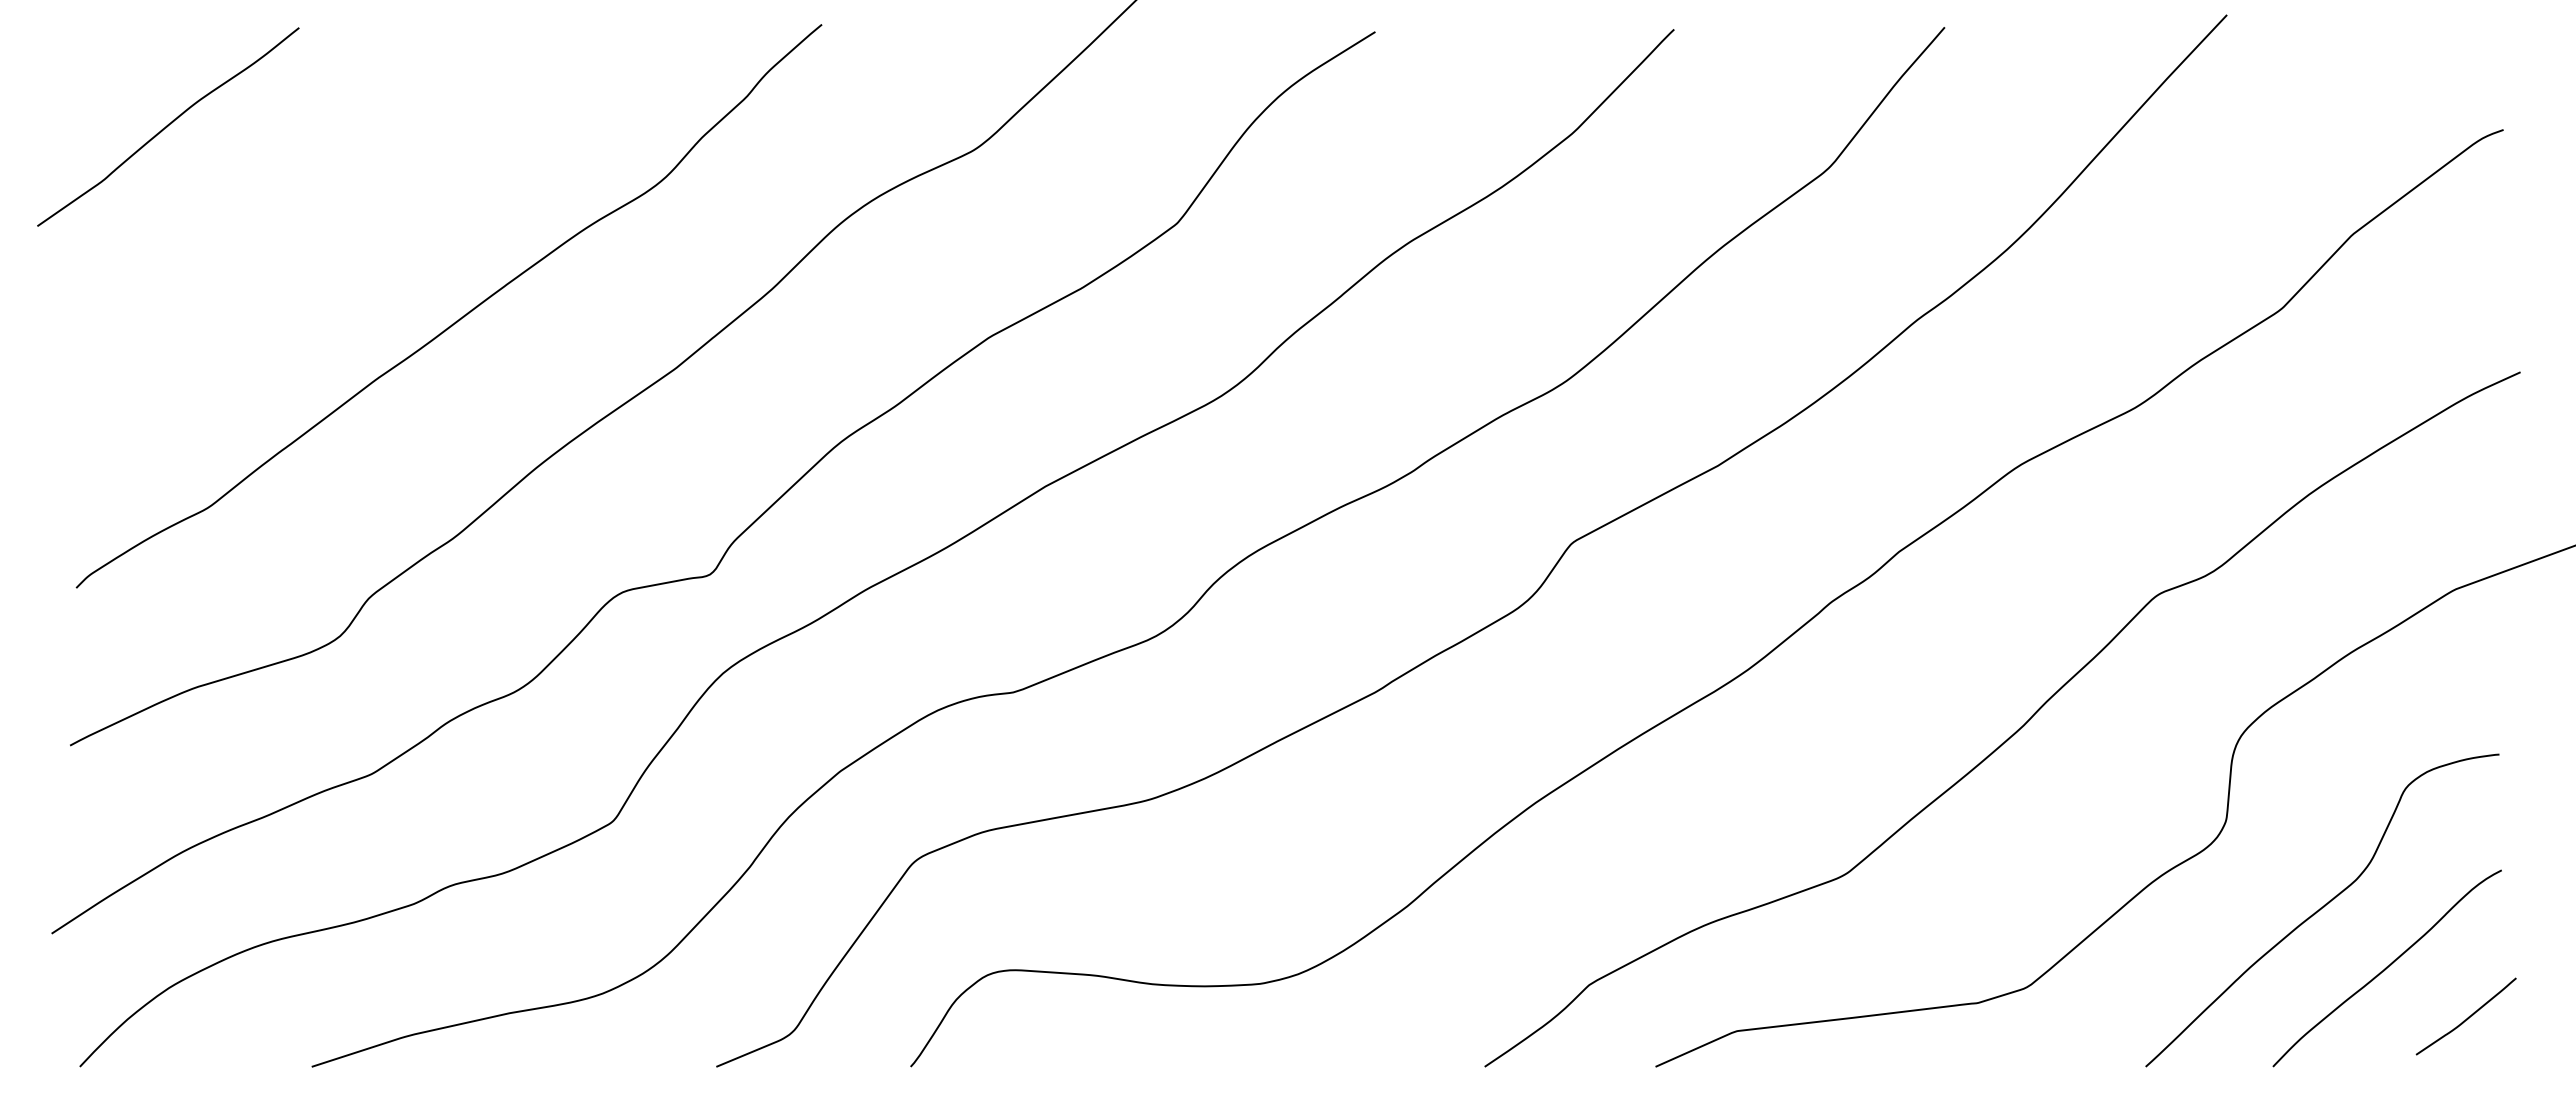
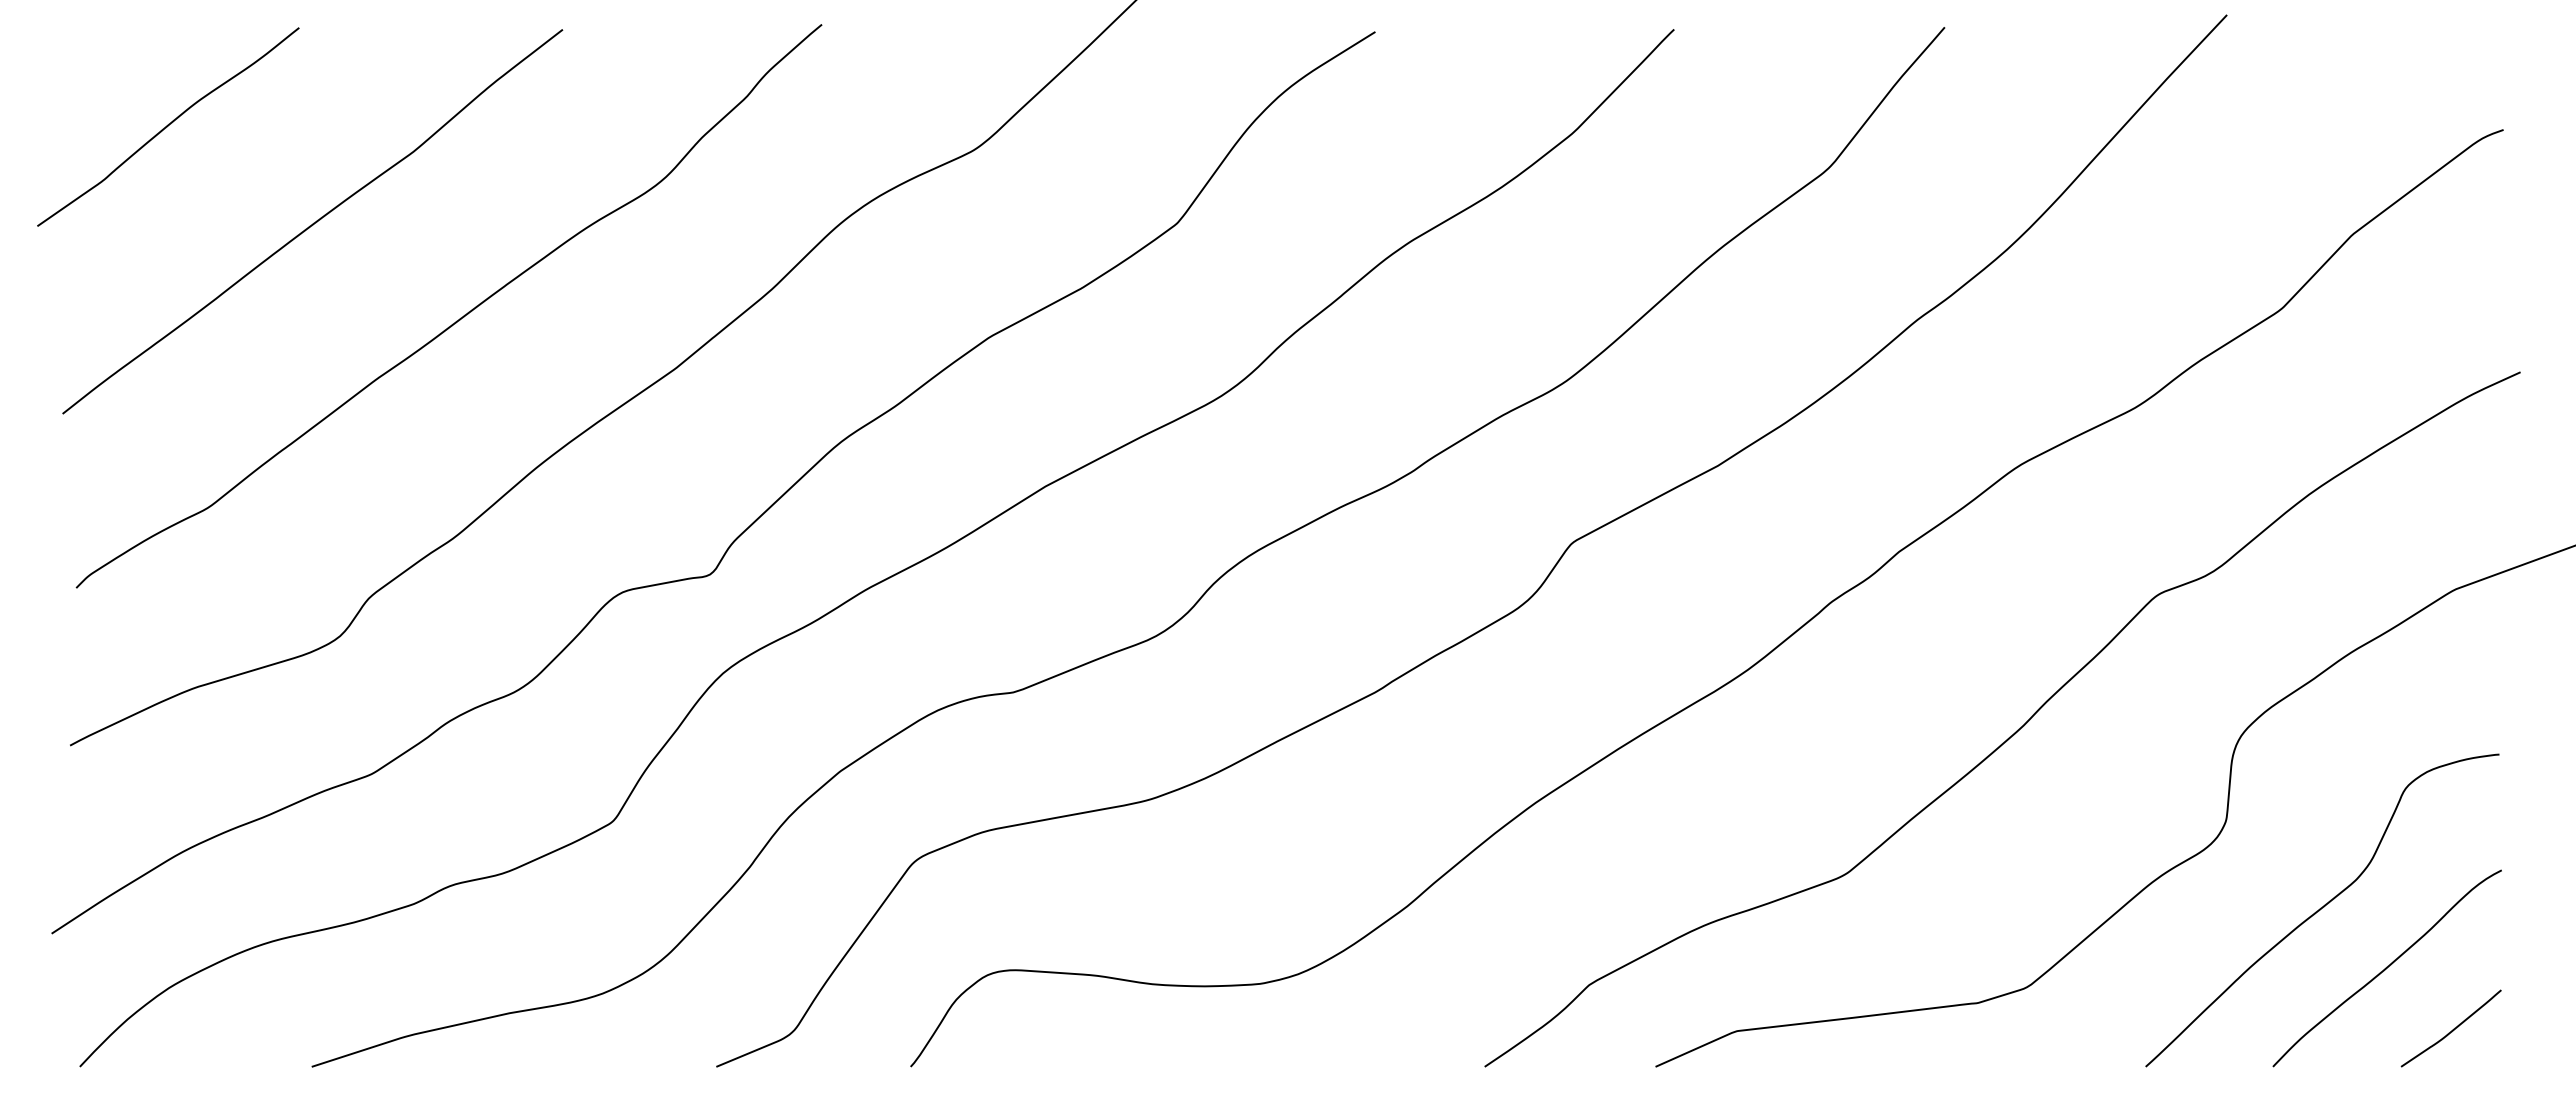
curve: none -> present (313, 222)
curve position: (2467, 1017) -> (2452, 1029) (2452, 1029)
